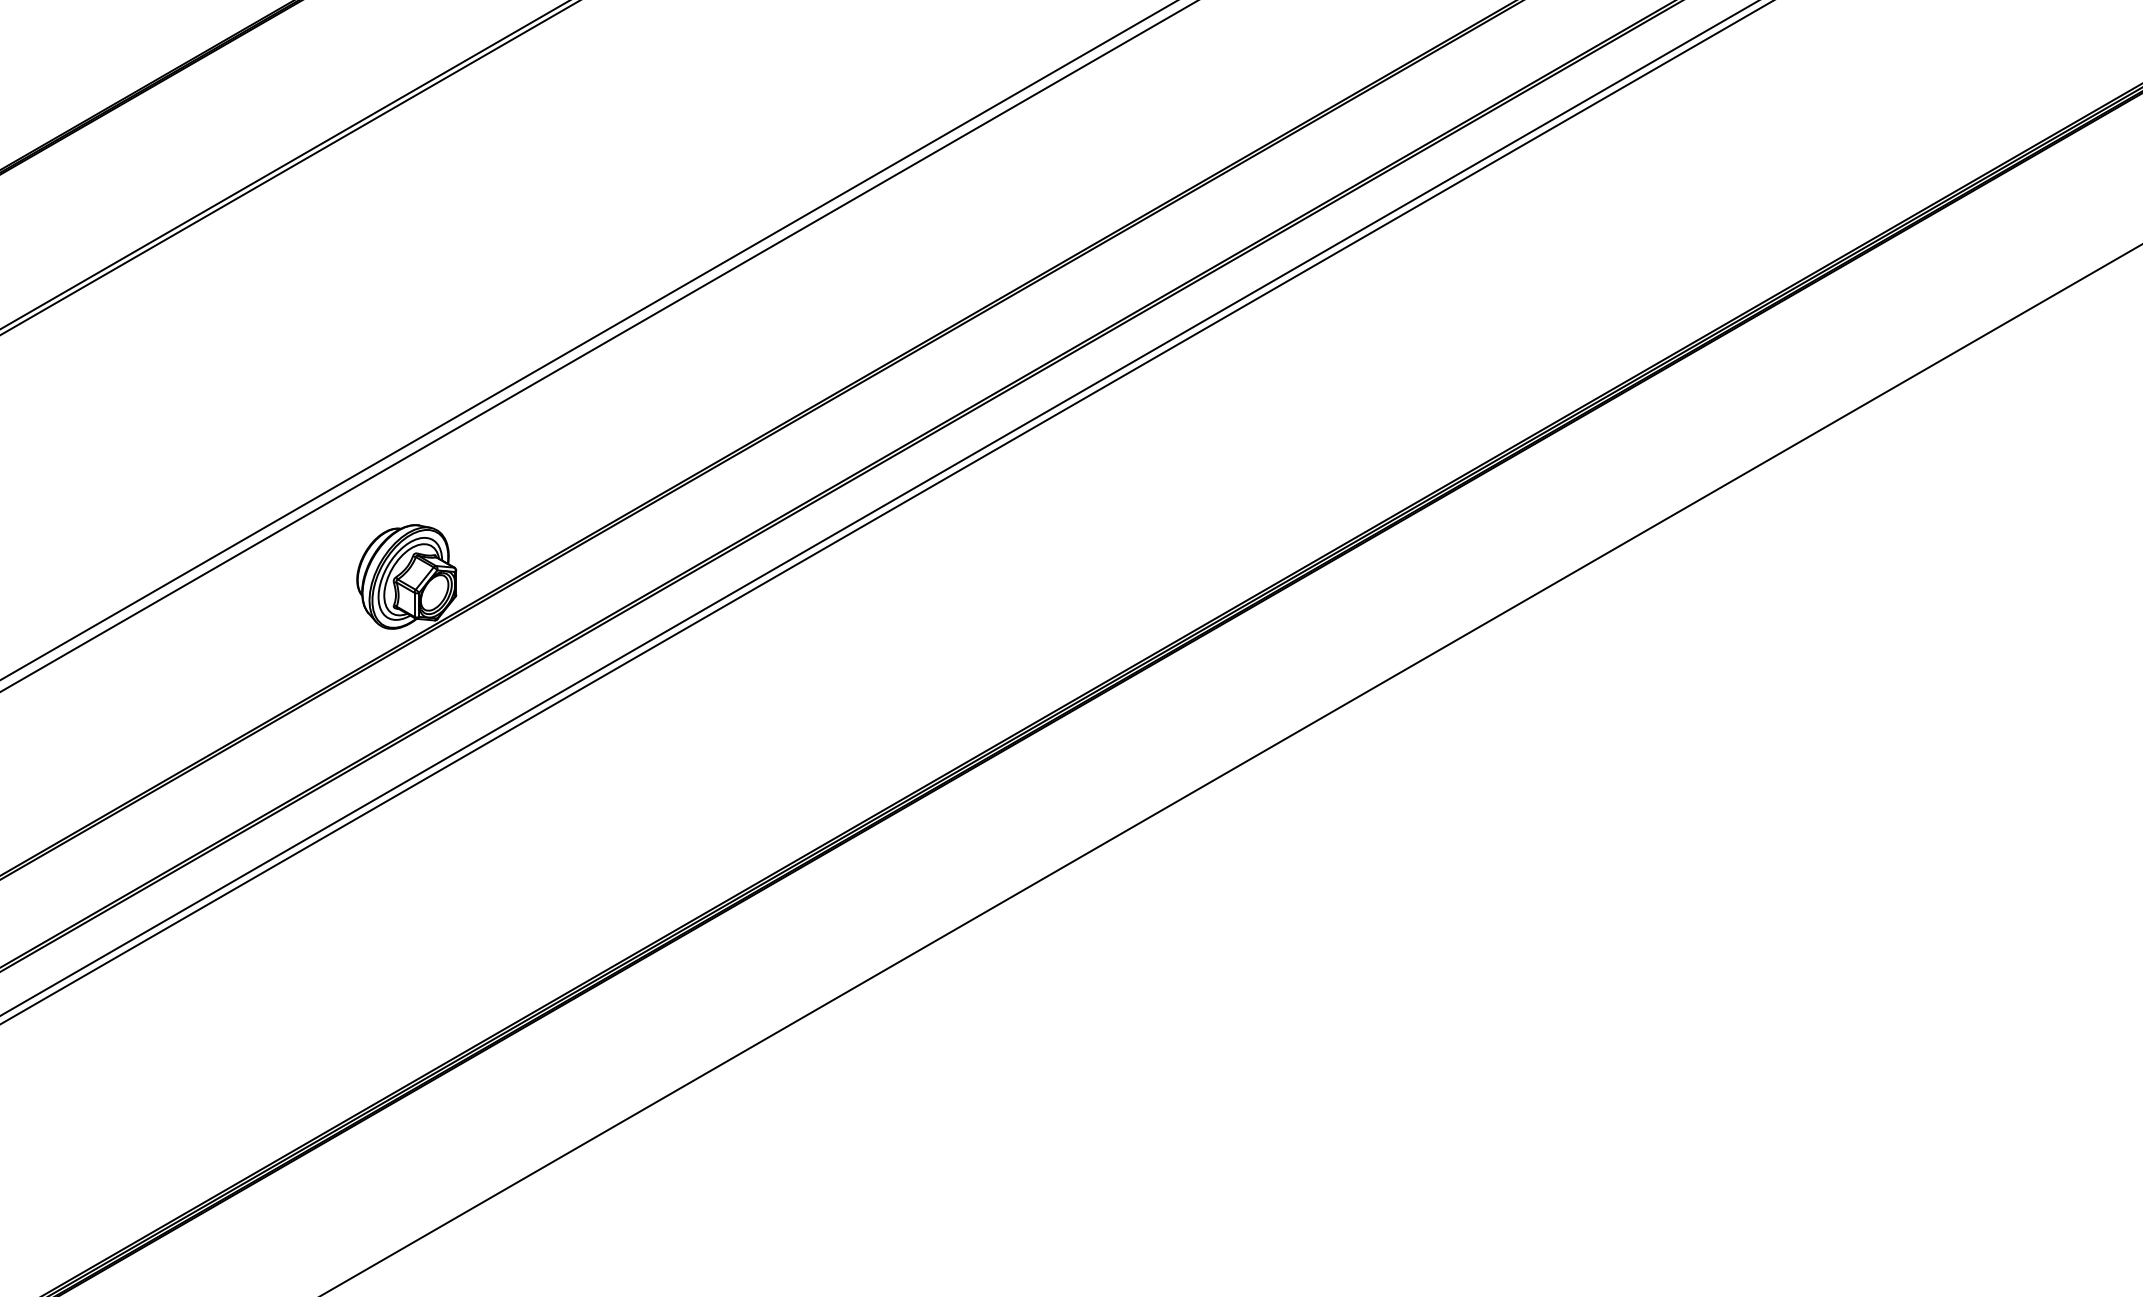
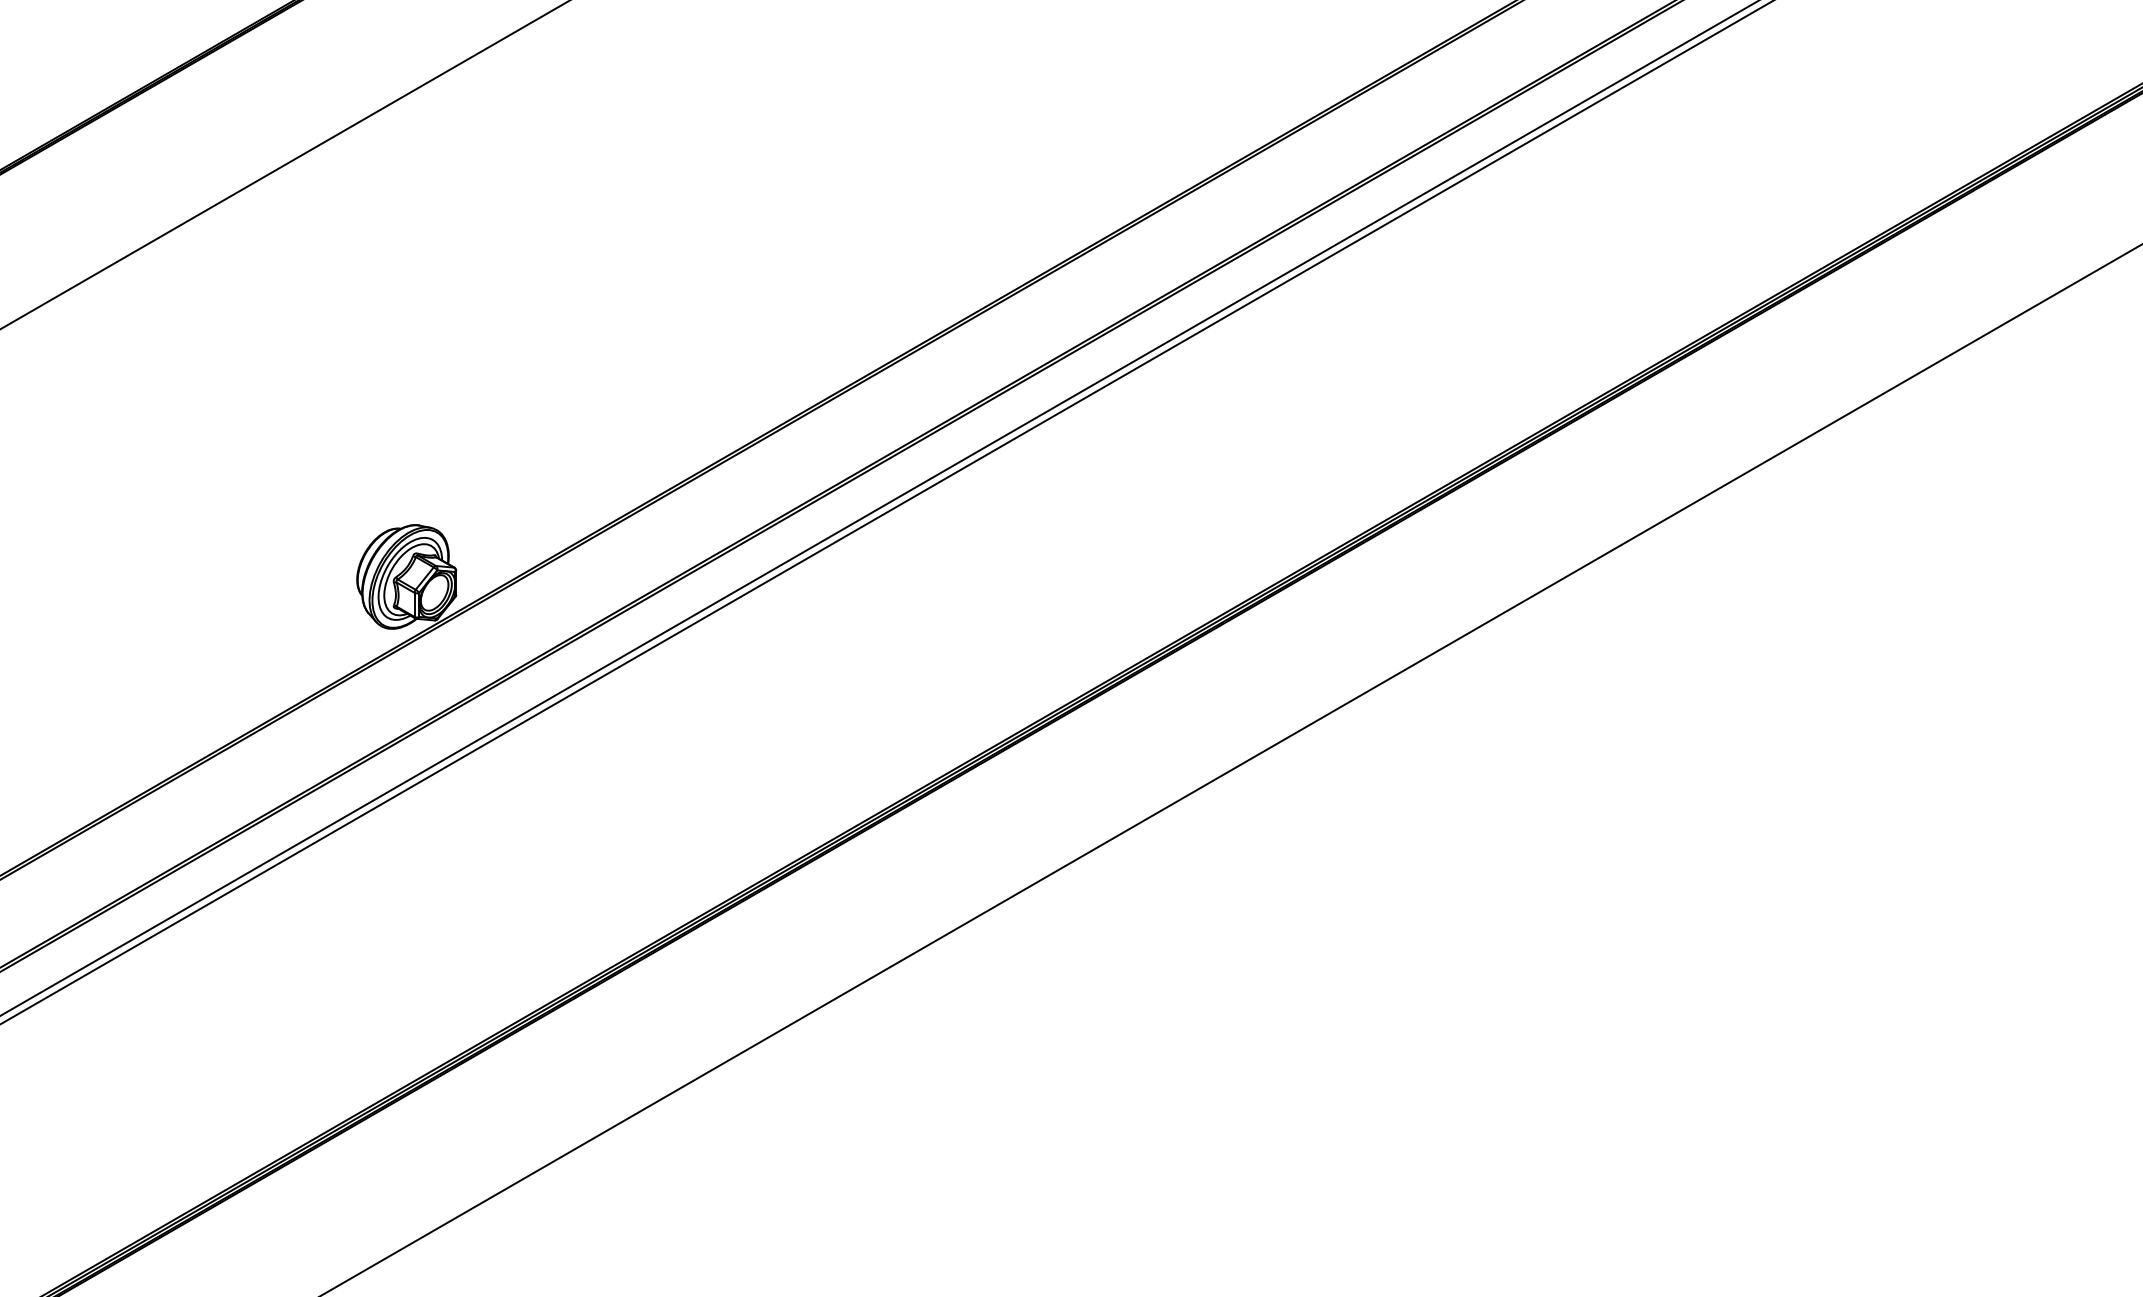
line: present -> none (289, 167)
line: present -> none (588, 340)
line: present -> none (598, 346)
